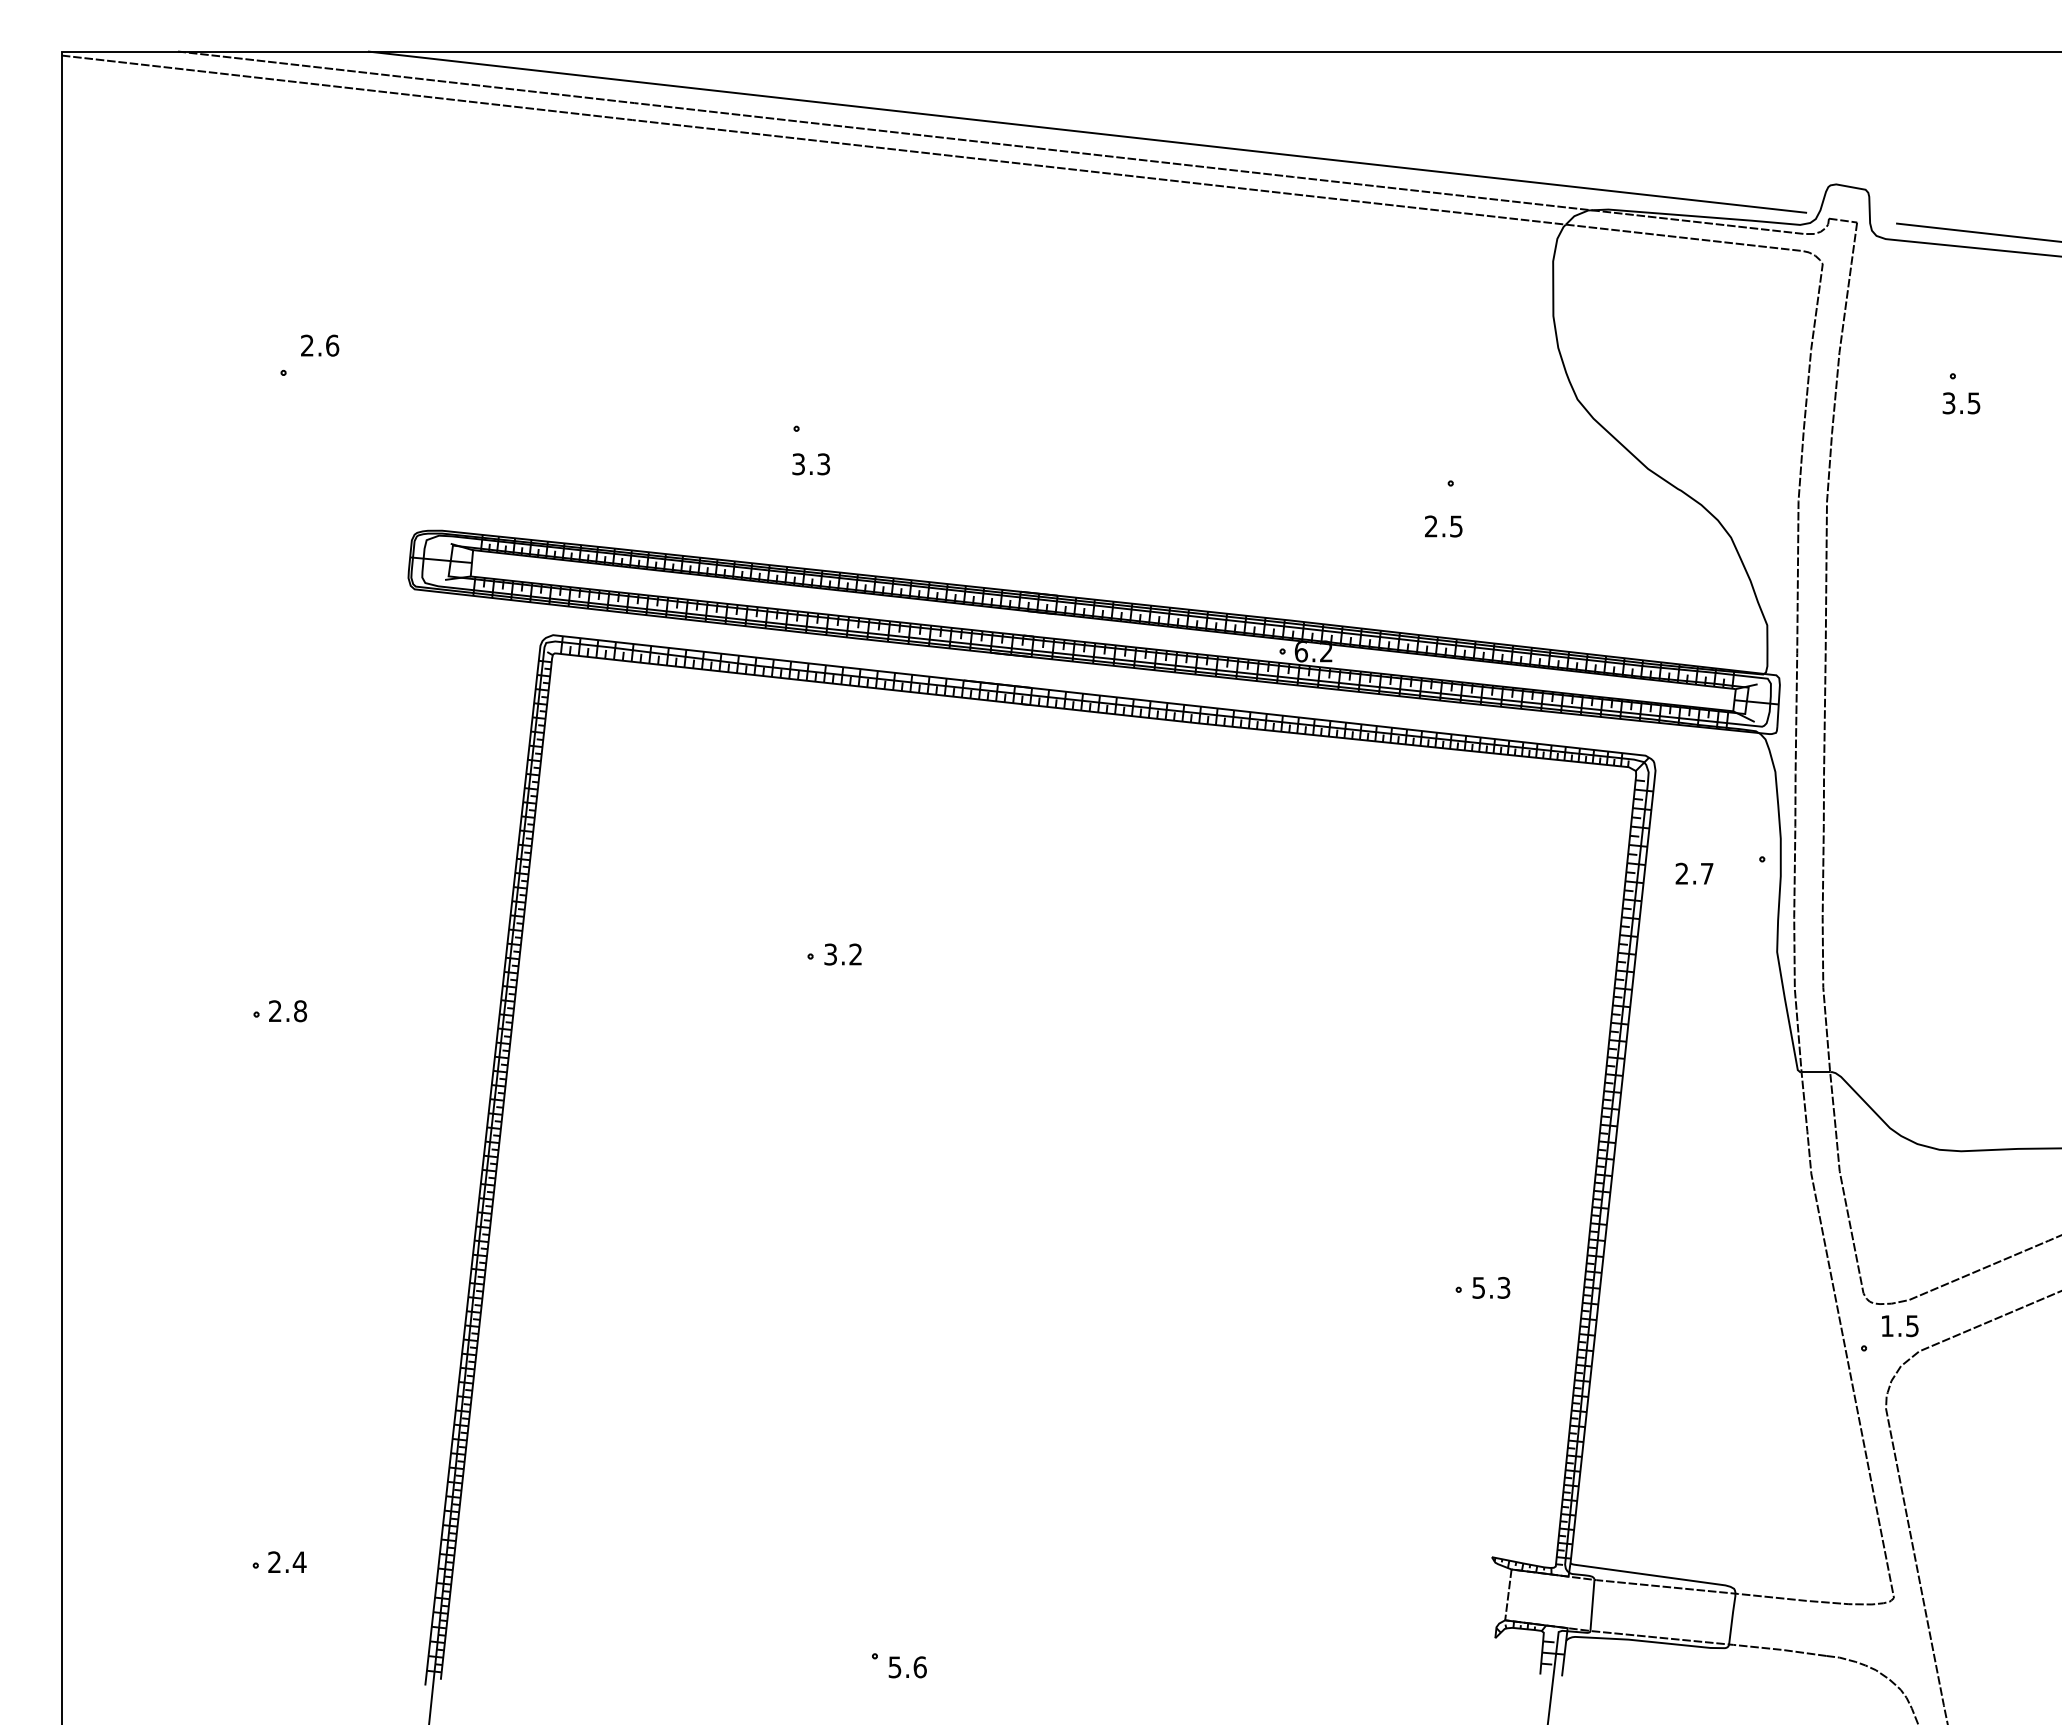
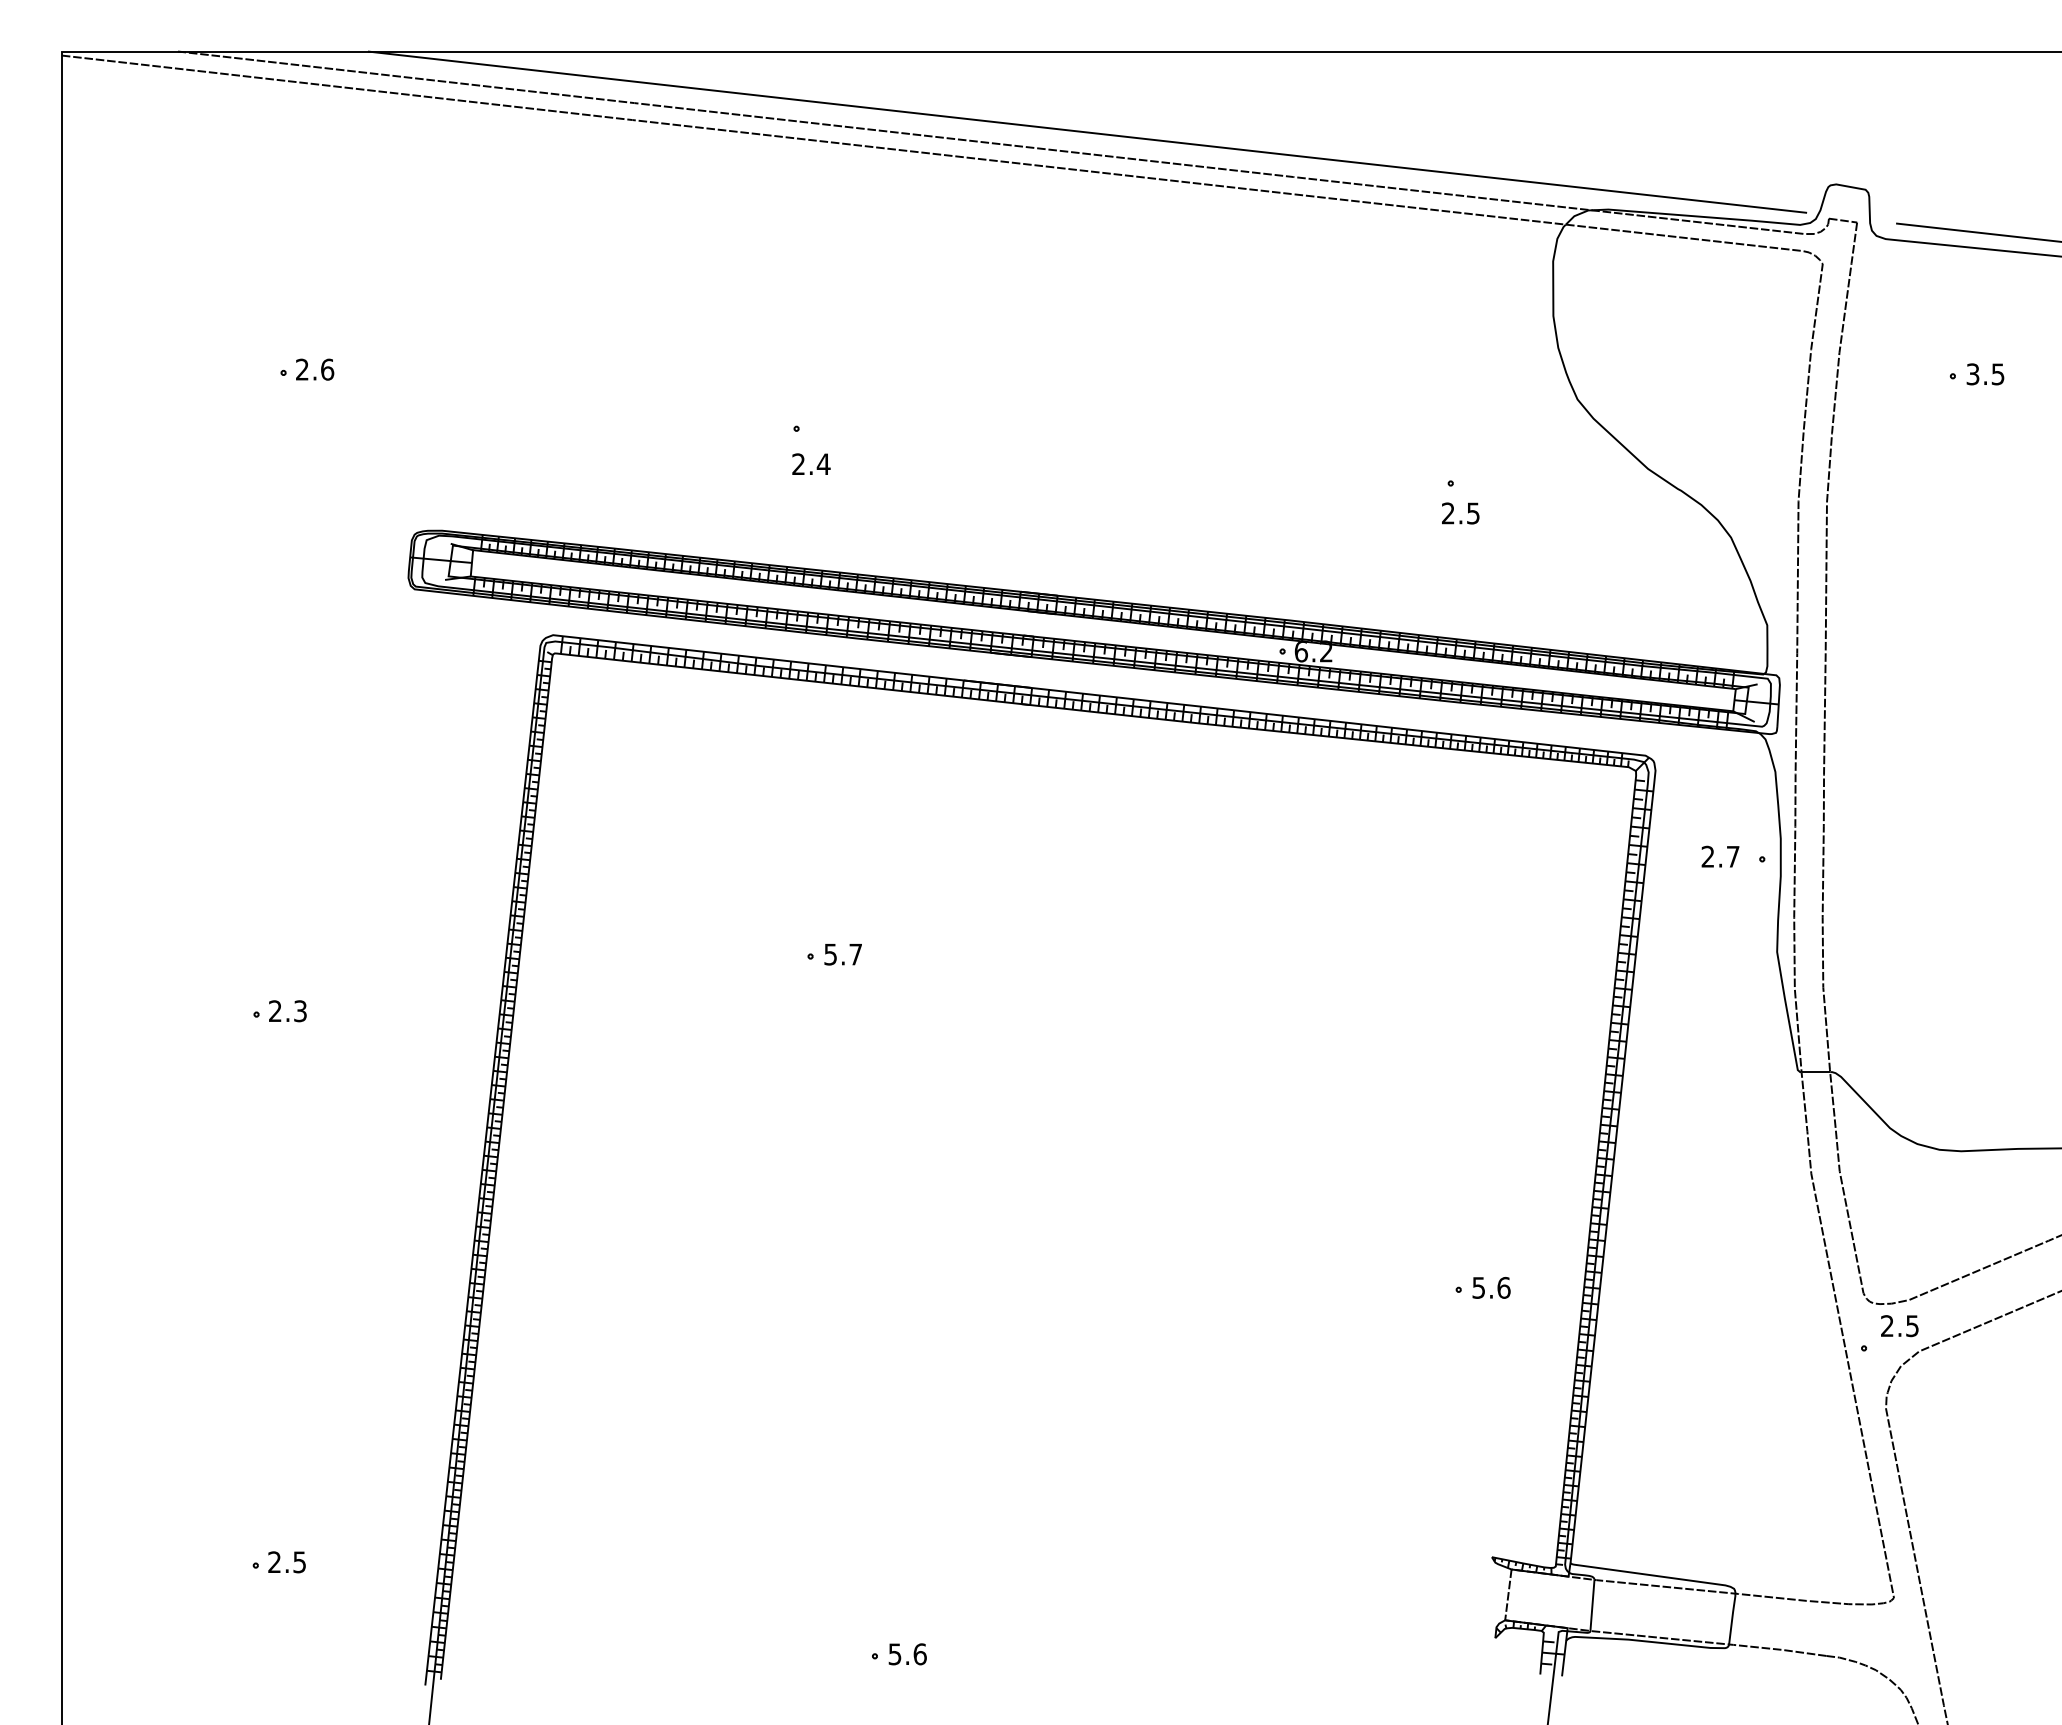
text position: (320, 345) -> (315, 369) (315, 369)
text position: (1961, 403) -> (1985, 374) (1985, 374)
text: 3.3 -> 2.4 (811, 464)
text position: (1443, 526) -> (1460, 513) (1460, 513)
text position: (1694, 873) -> (1720, 856) (1720, 856)
text: 3.2 -> 5.7 (843, 954)
text: 2.8 -> 2.3 (300, 1011)
text: 5.3 -> 5.6 (1503, 1287)
text: 1.5 -> 2.5 (1887, 1325)
text: 2.4 -> 2.5 (299, 1562)
text position: (907, 1667) -> (907, 1654) (907, 1654)
